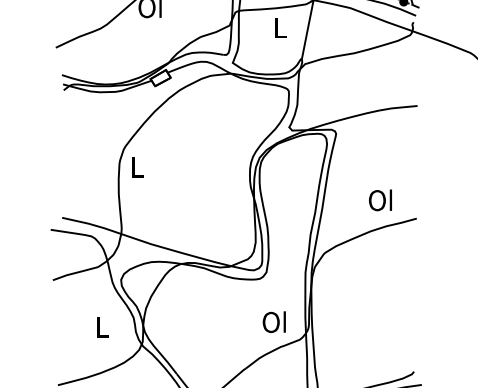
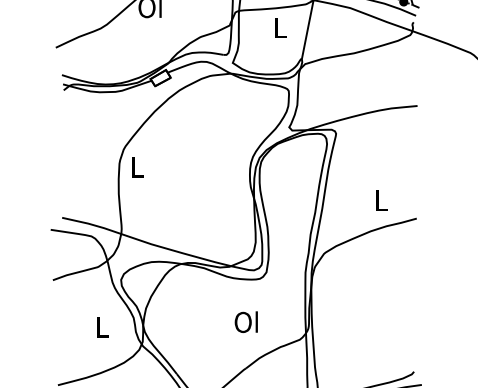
text: Ol -> L (379, 200)
text position: (273, 321) -> (245, 321) (245, 321)
